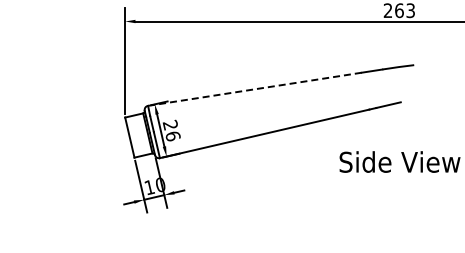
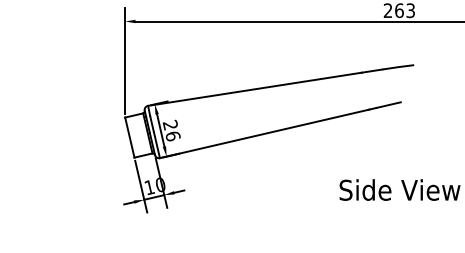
line: dashed -> solid (254, 89)
text position: (399, 161) -> (399, 189) (399, 189)
